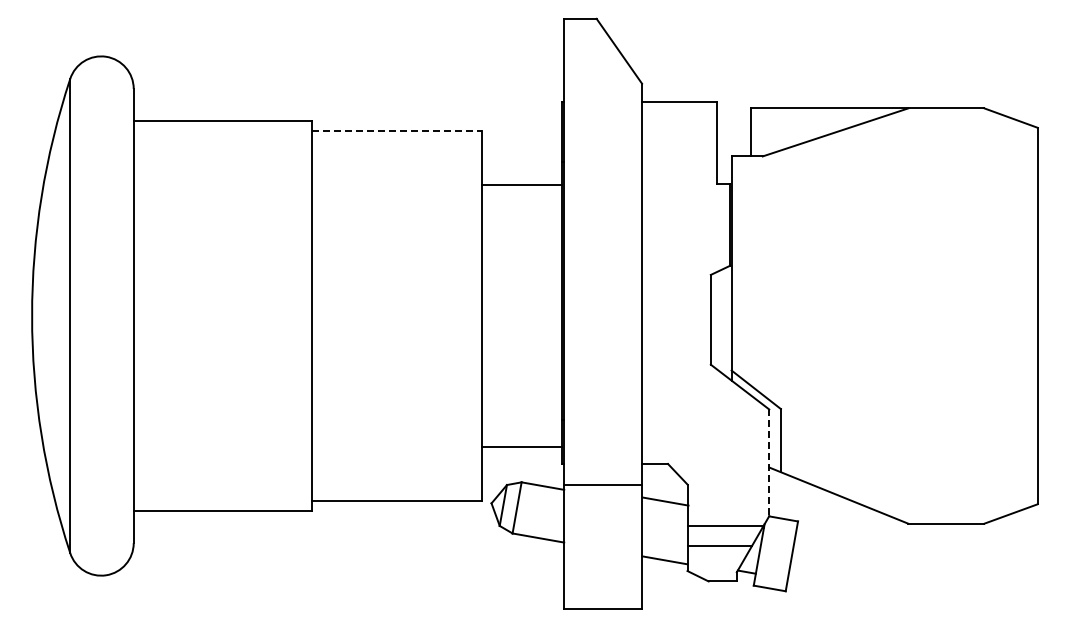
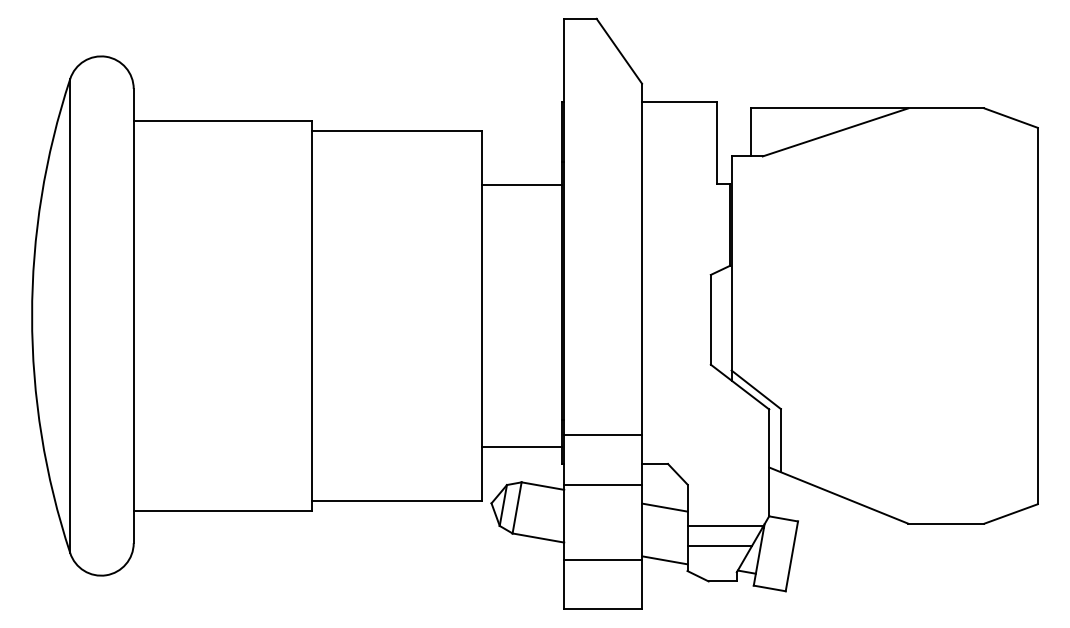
line: dashed -> solid (397, 131)
line: none -> present (603, 435)
line: dashed -> solid (769, 463)
line position: (665, 501) -> (664, 507) (664, 507)
line: none -> present (603, 559)
